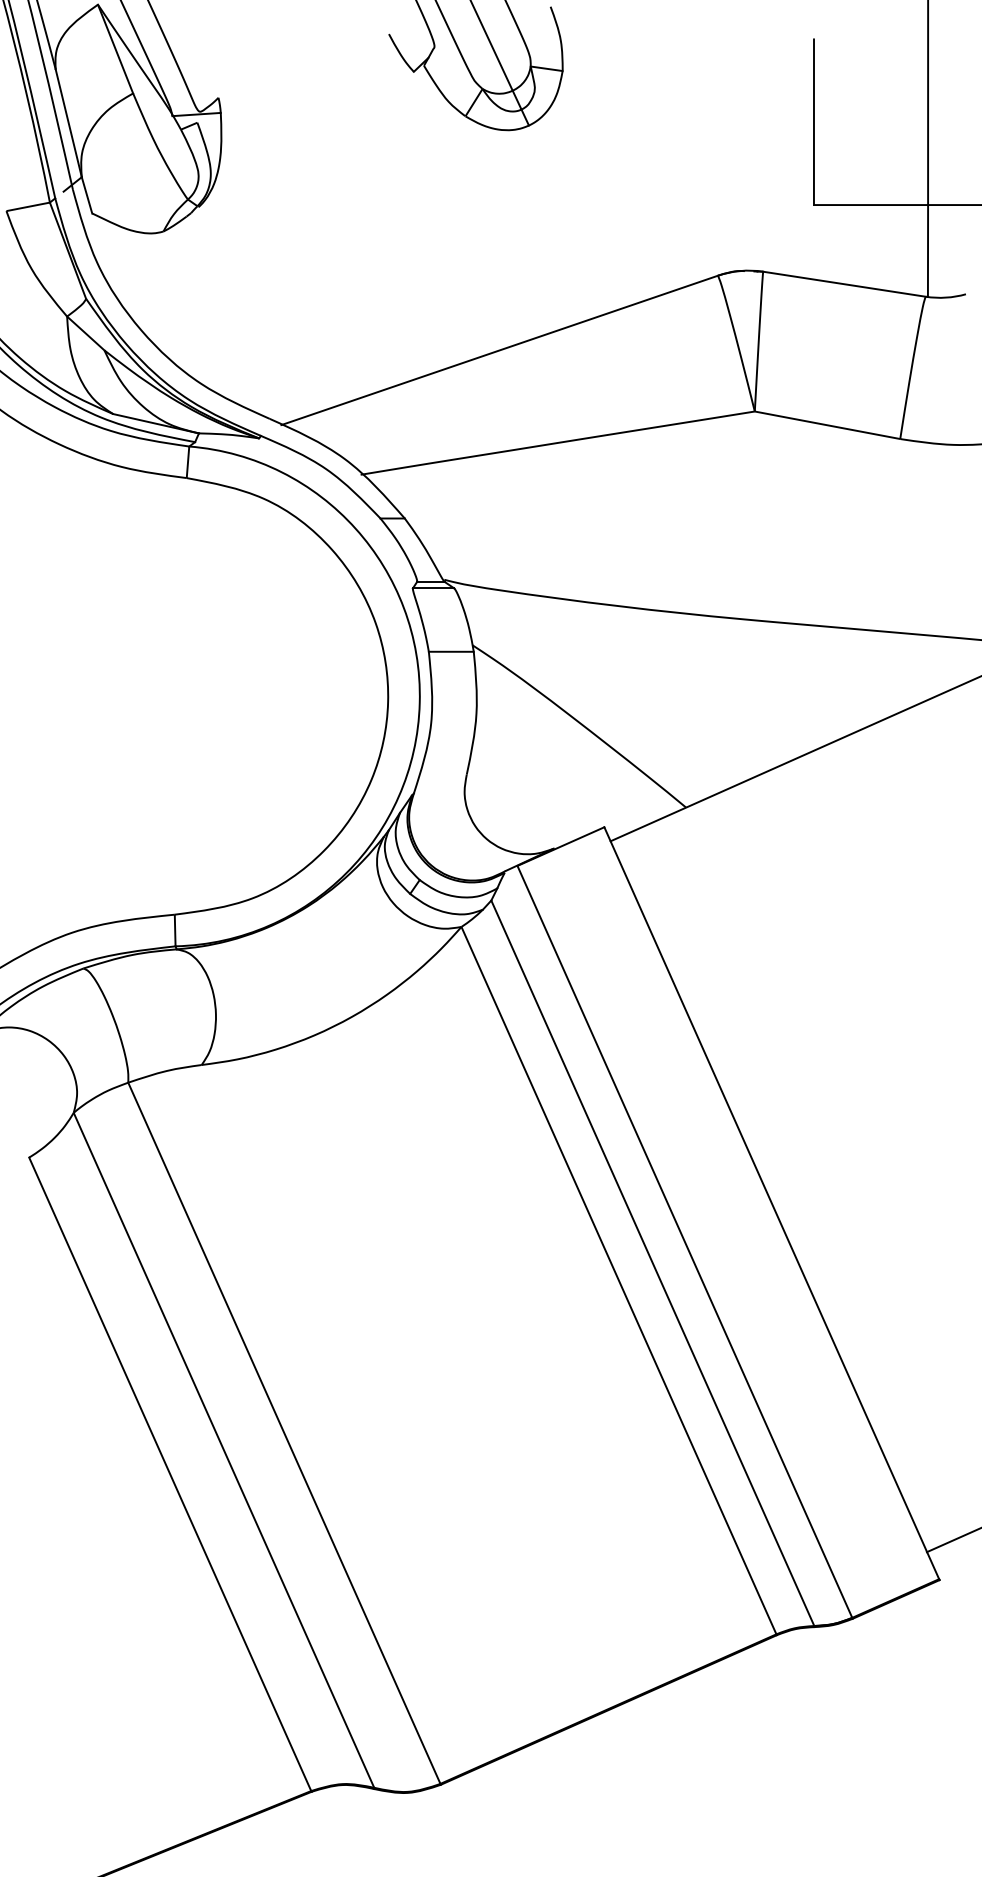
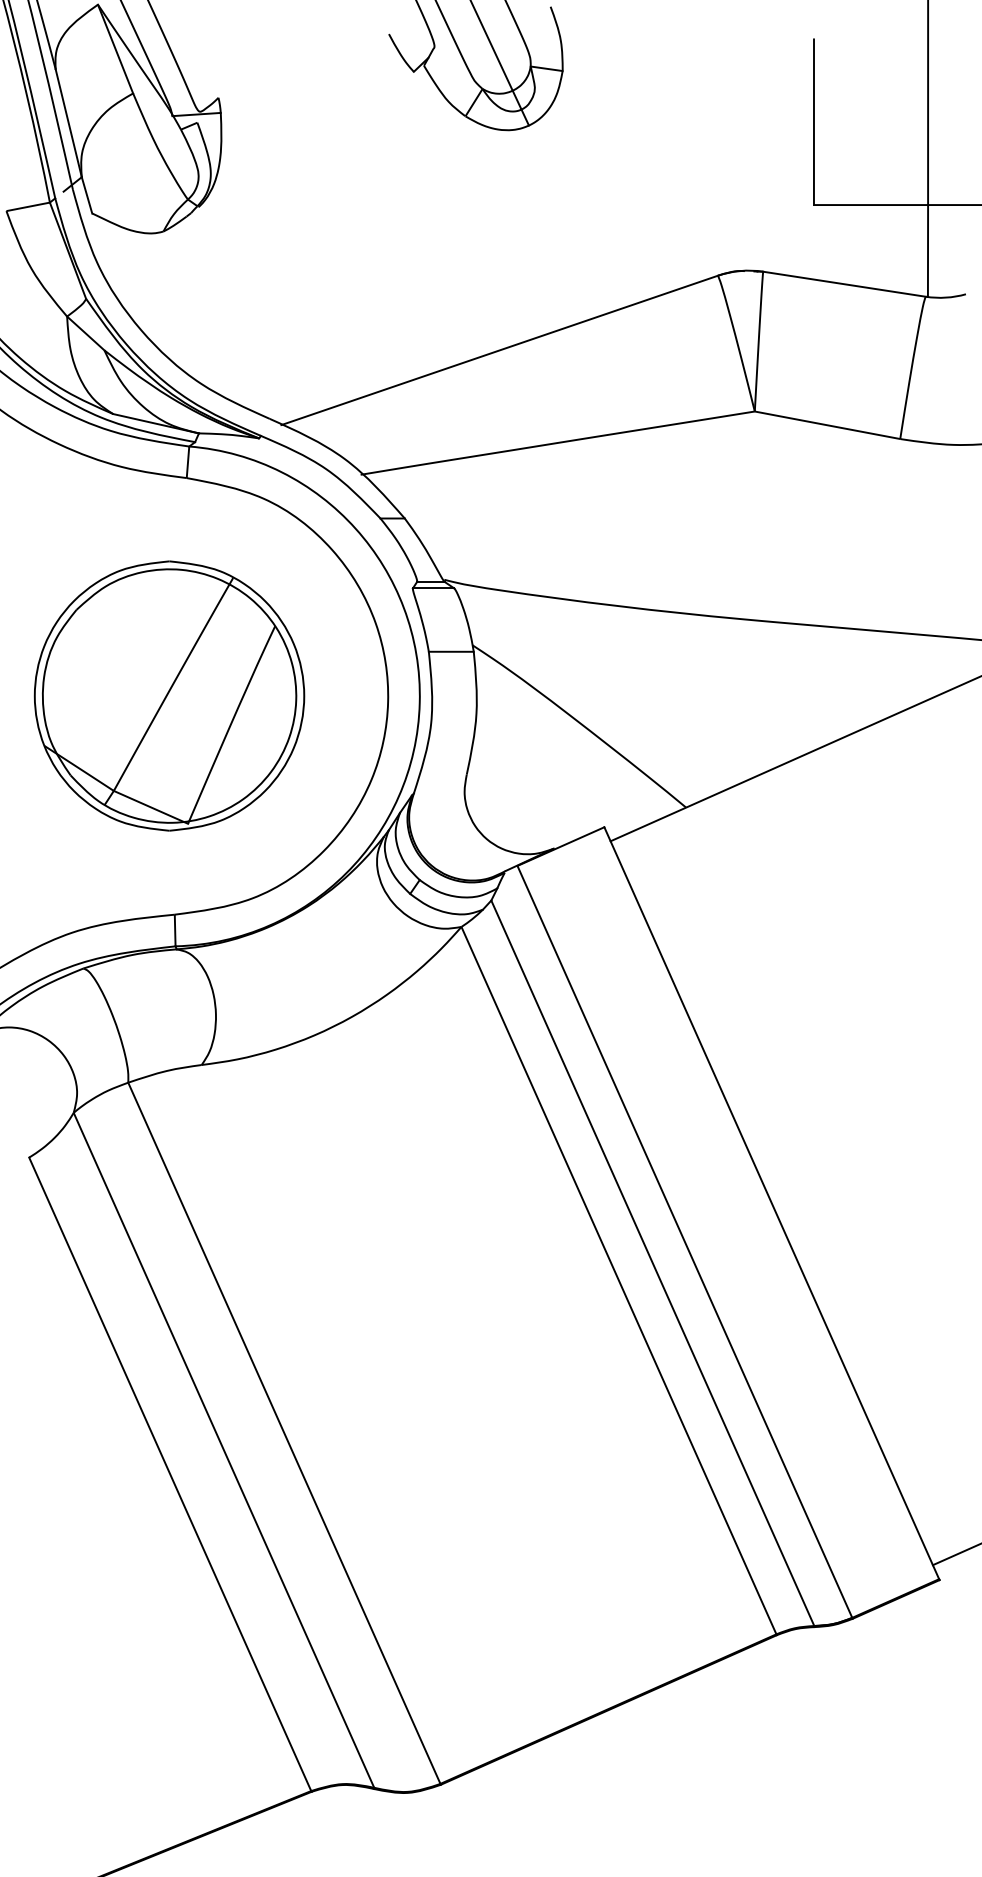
part: none -> present (169, 695)
line position: (952, 1540) -> (955, 1554) (955, 1554)
